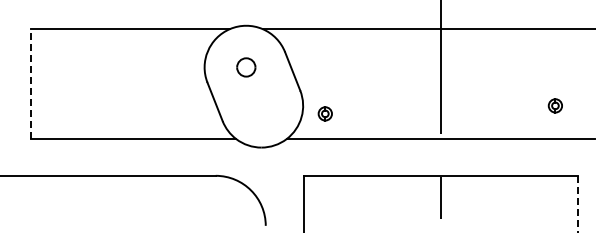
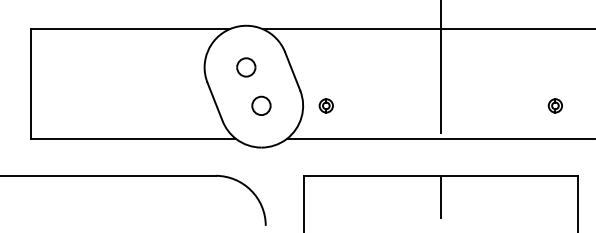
line: dashed -> solid (31, 83)
part: none -> present (261, 105)
part position: (324, 113) -> (325, 105) (325, 105)
line: dashed -> solid (577, 204)
